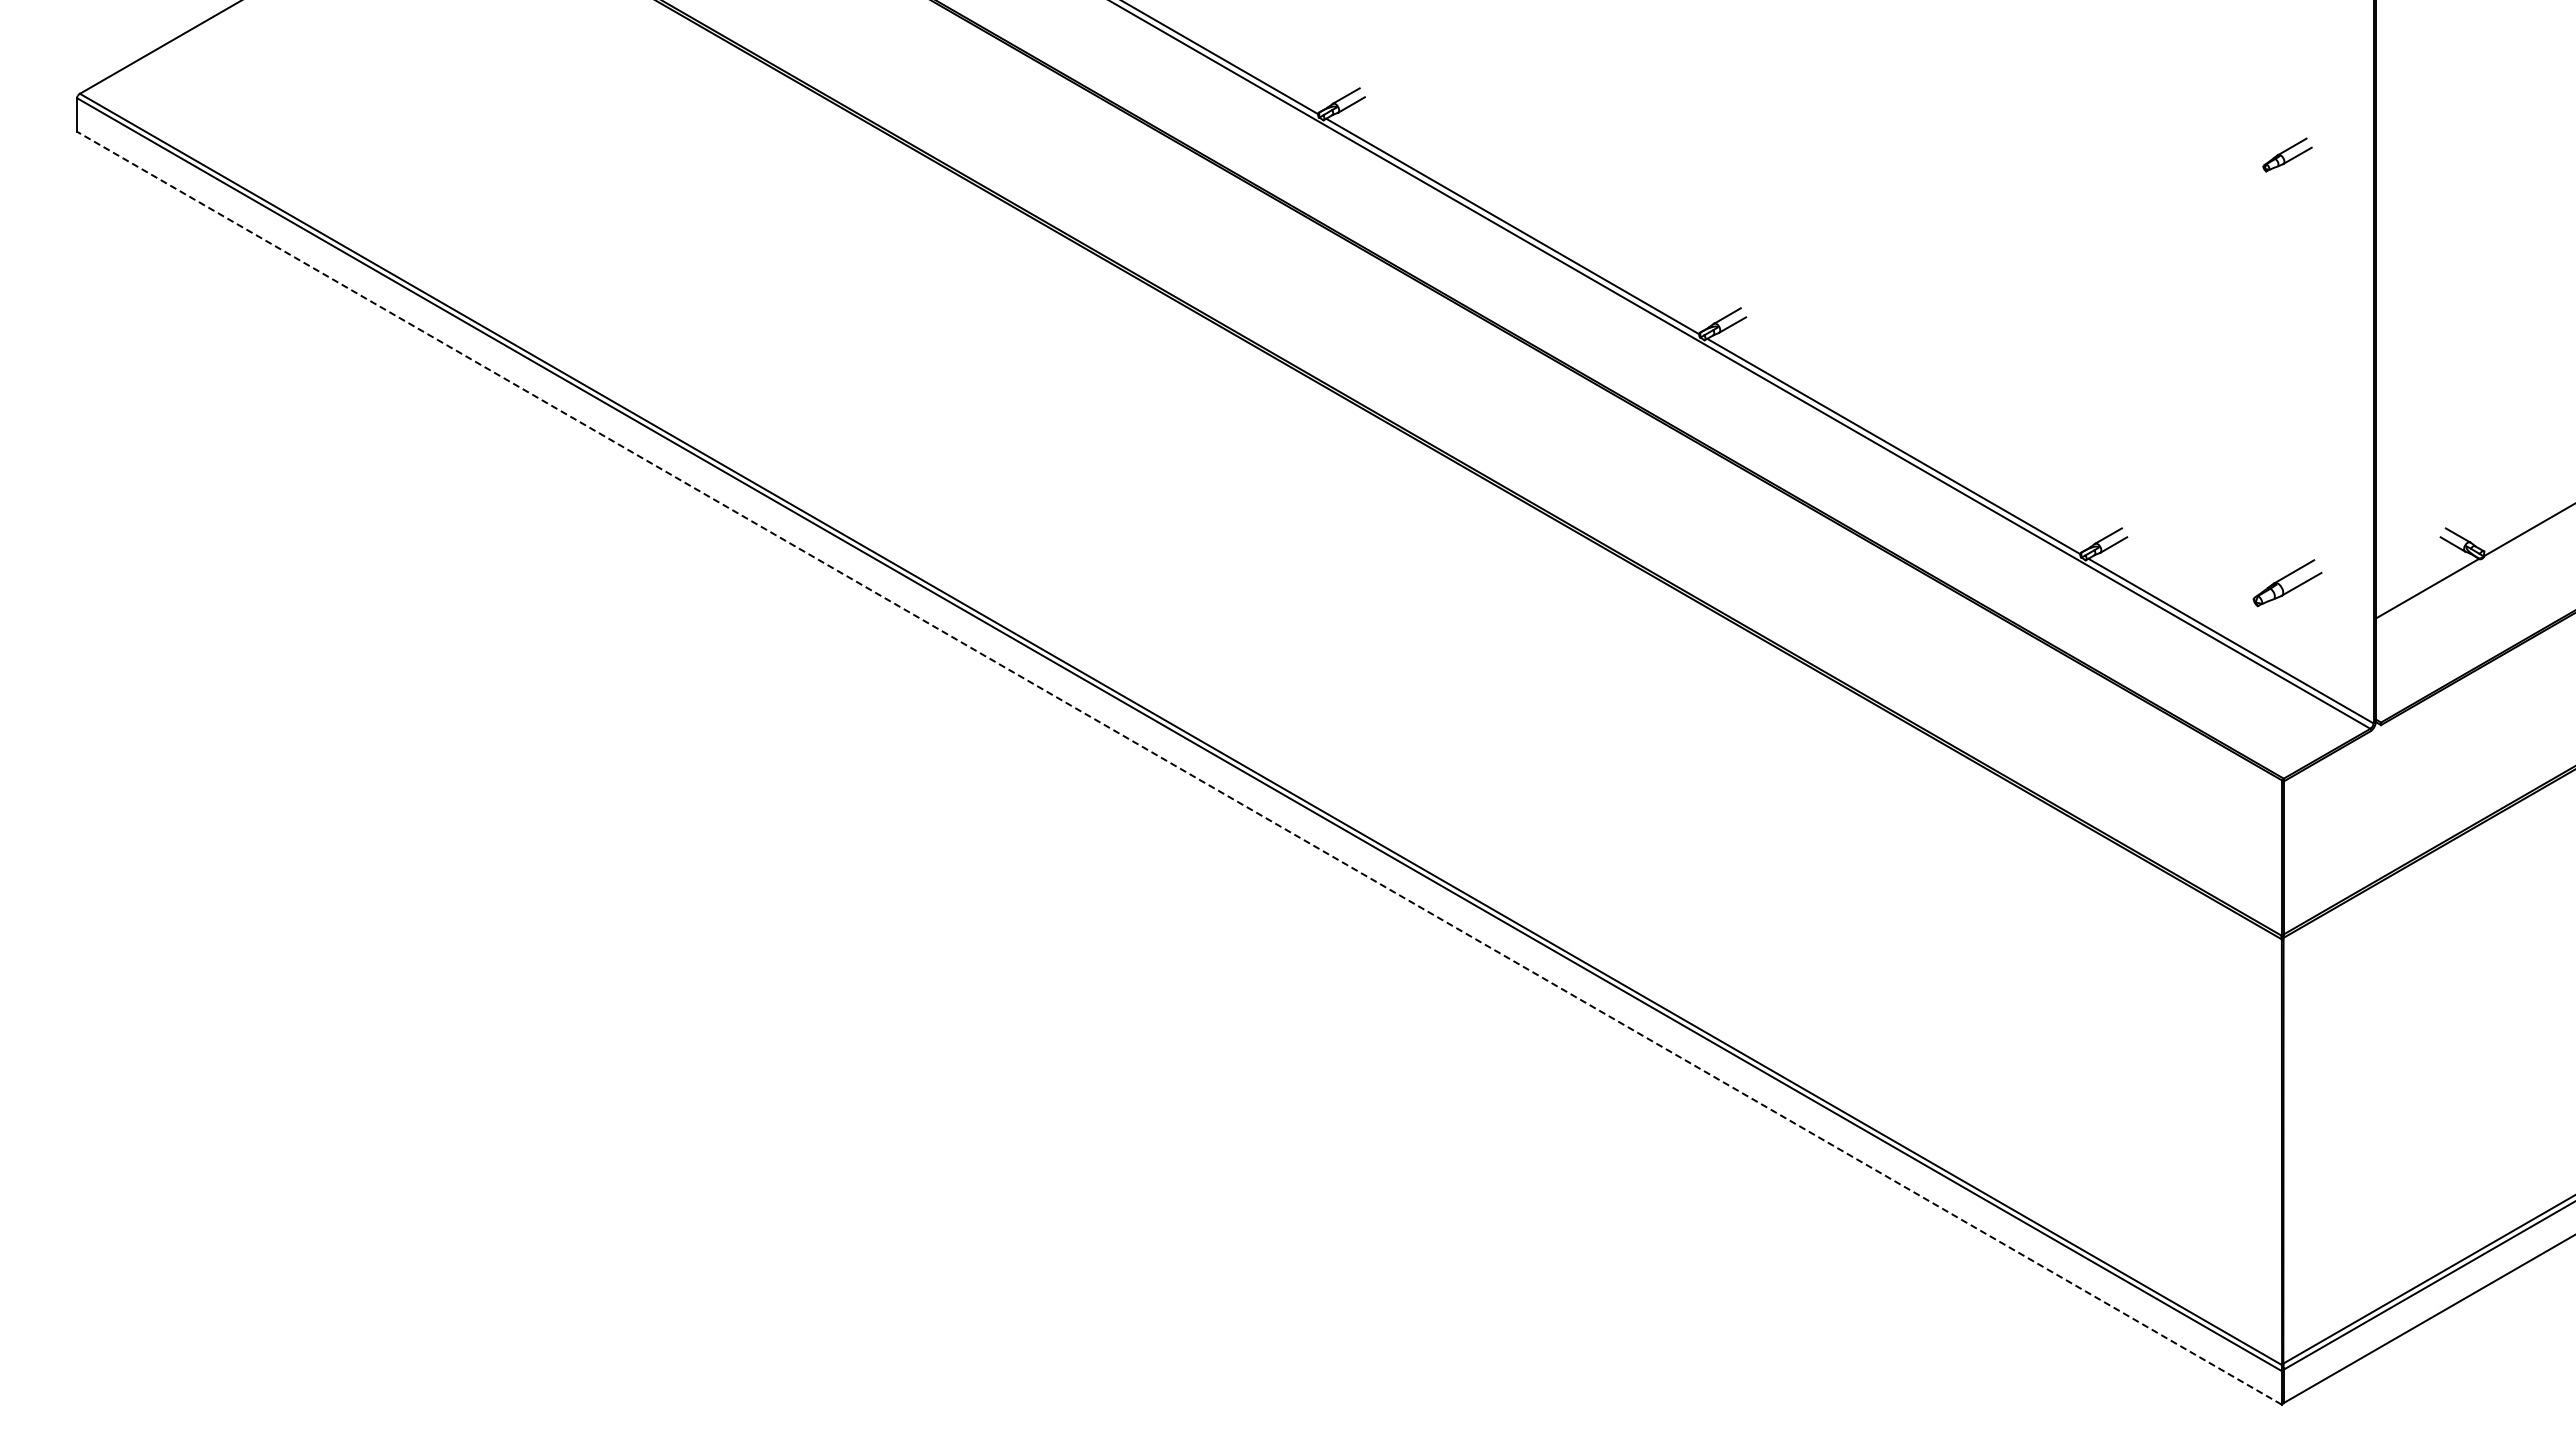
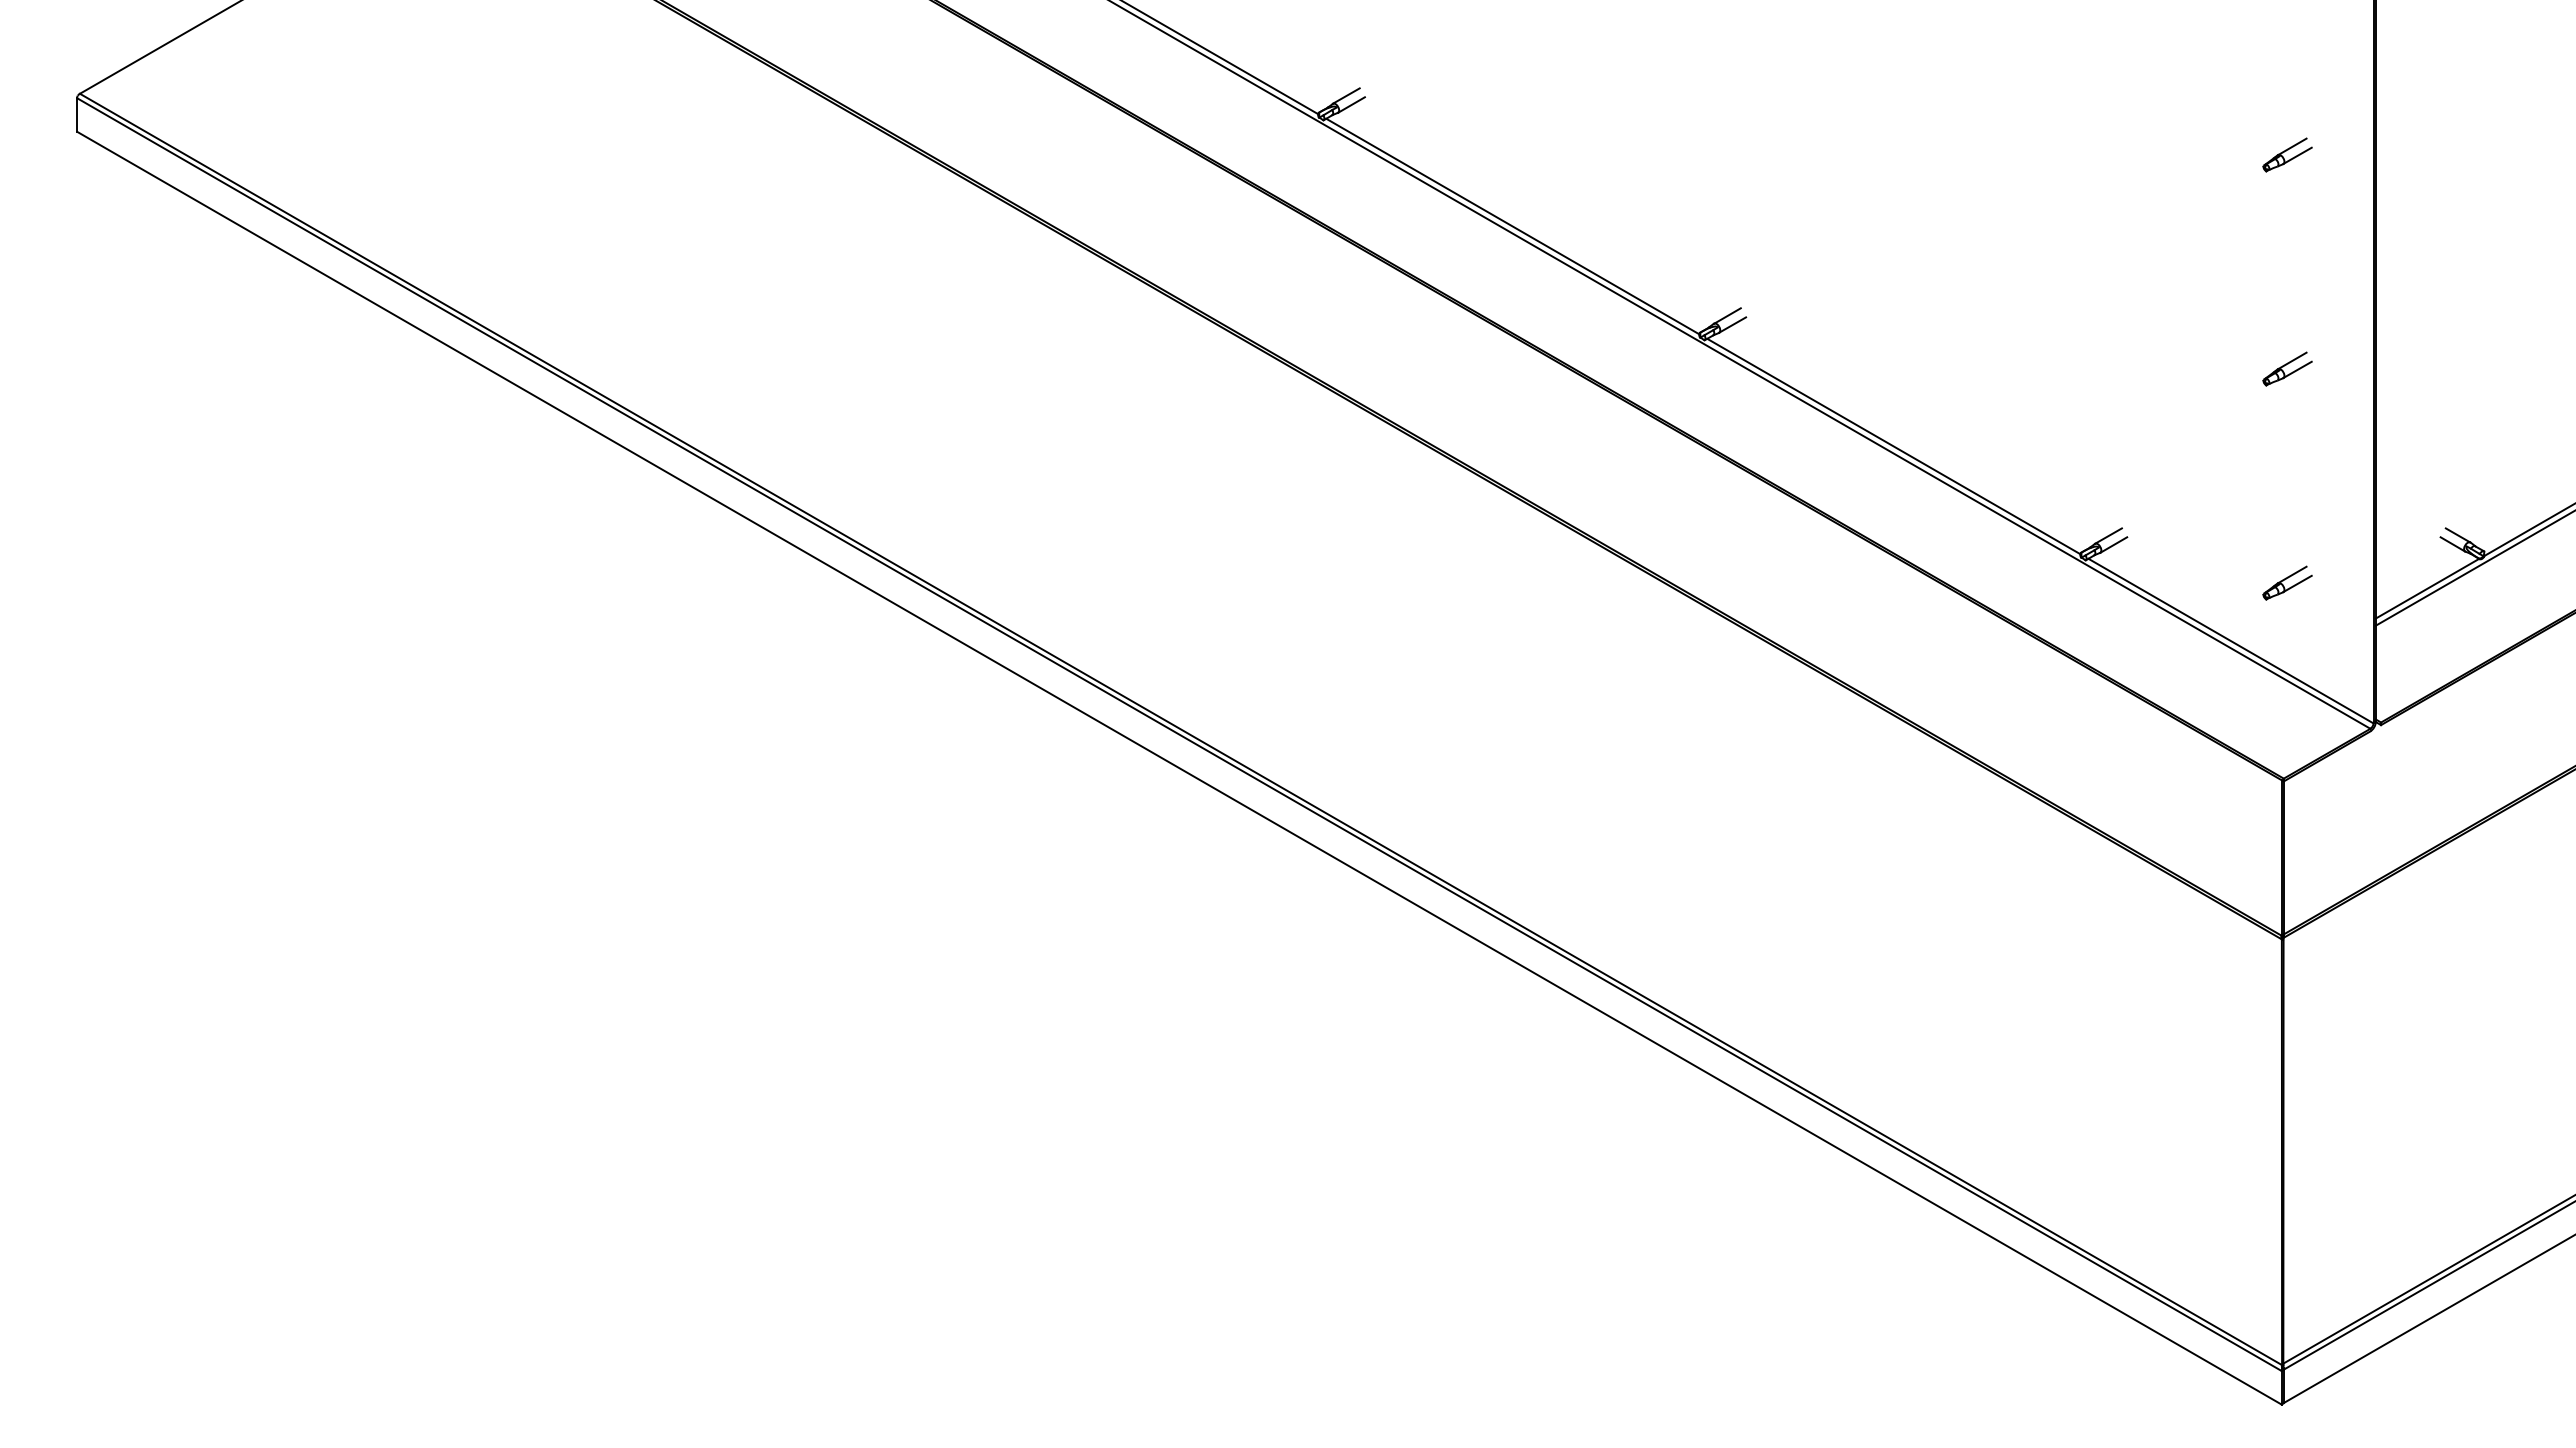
part: none -> present (2287, 368)
line: none -> present (2473, 568)
part size: 71x49 px -> 51x36 px (2287, 582)
line: dashed -> solid (1179, 768)
